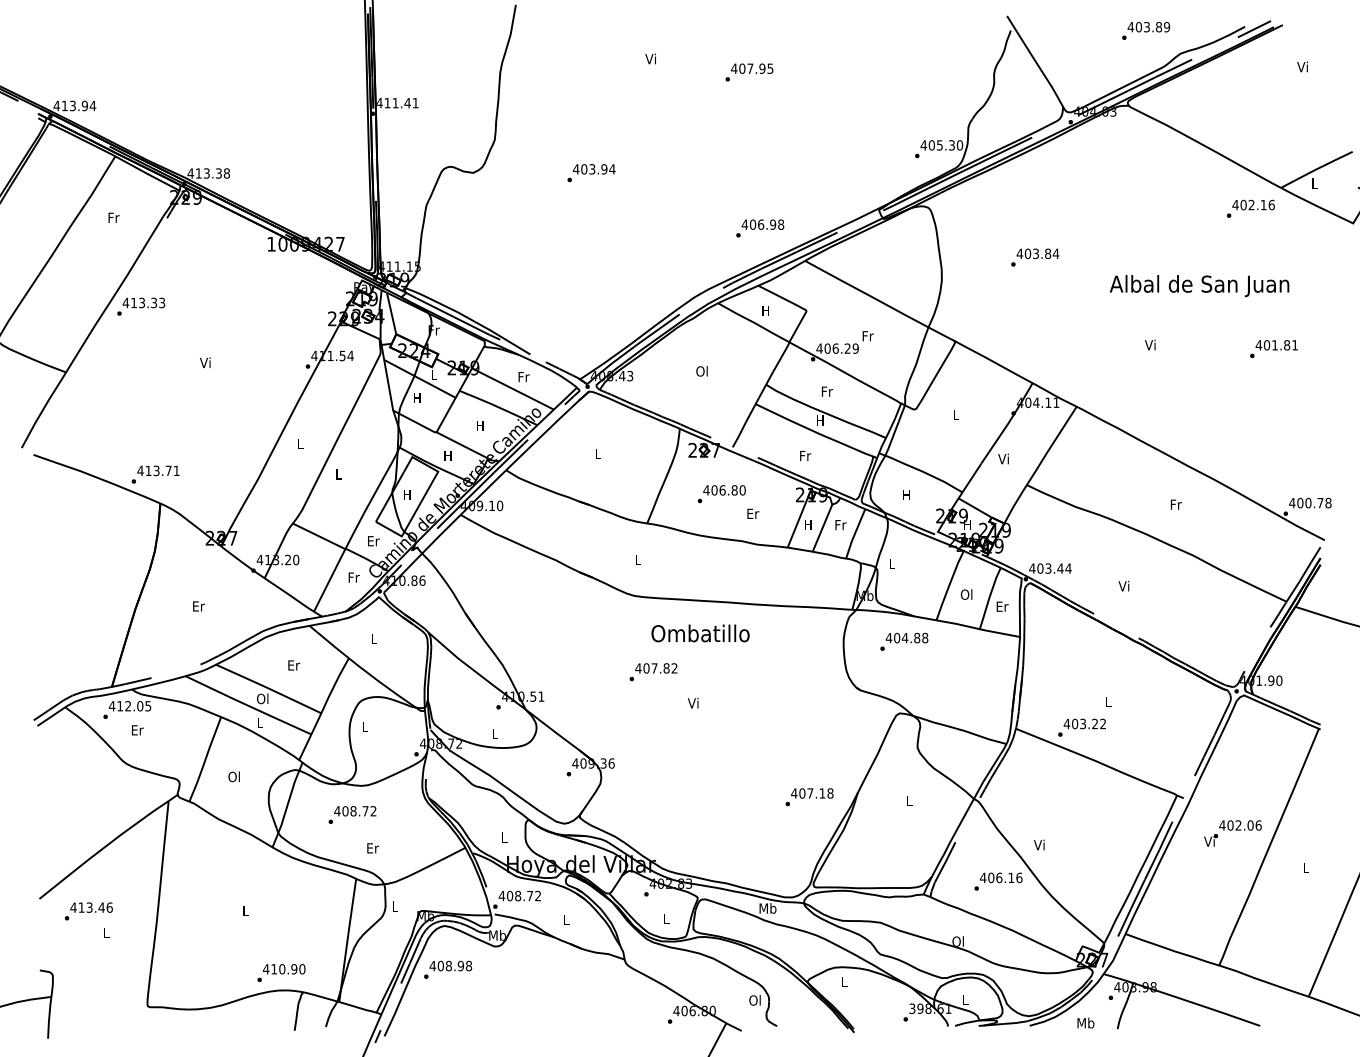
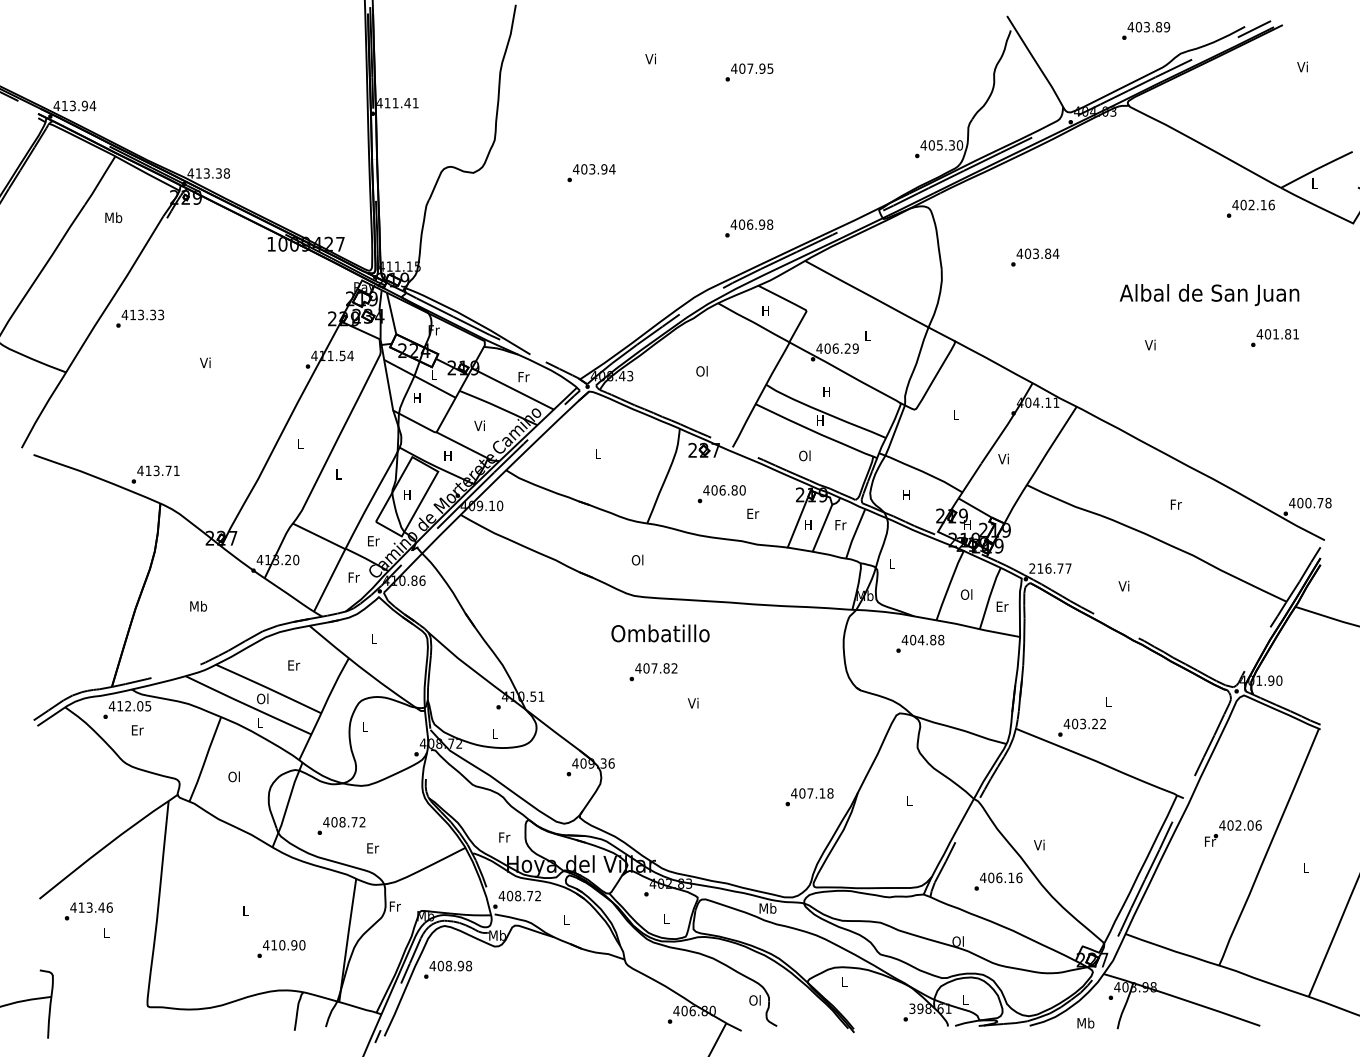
text: Fr -> Mb (113, 217)
text position: (760, 228) -> (749, 228) (749, 228)
text position: (1199, 286) -> (1209, 295) (1209, 295)
text position: (141, 306) -> (140, 318) (140, 318)
text: Fr -> L (867, 336)
text position: (1273, 348) -> (1274, 337) (1274, 337)
text: Fr -> H (827, 391)
text: H -> Vi (479, 425)
text: Fr -> Ol (805, 455)
text: L -> Ol (637, 559)
text: 403.44 -> 216.77 (1050, 568)
text: Er -> Mb (198, 606)
text position: (700, 633) -> (660, 633) (660, 633)
text position: (904, 641) -> (920, 643) (920, 643)
text position: (352, 814) -> (341, 825) (341, 825)
text: L -> Fr (504, 837)
text: Vi -> Fr (1210, 841)
text: L -> Fr (394, 906)
text position: (281, 972) -> (281, 948) (281, 948)
